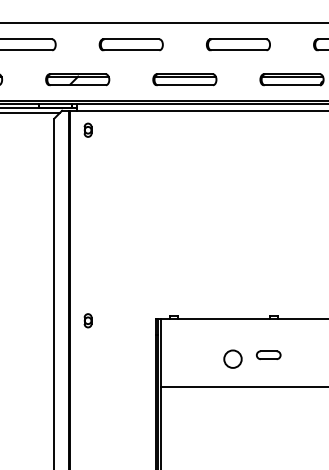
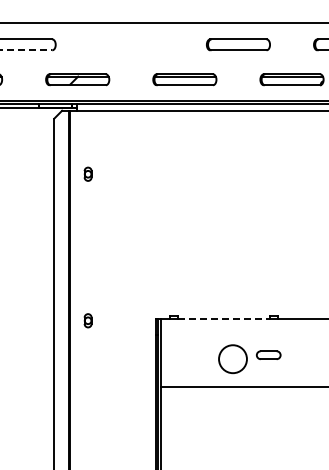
part: present -> none (130, 44)
line: solid -> dashed (26, 50)
line: present -> none (30, 113)
part position: (87, 129) -> (87, 173) (87, 173)
line: solid -> dashed (224, 318)
circle diameter: 17 px -> 28 px (232, 359)
